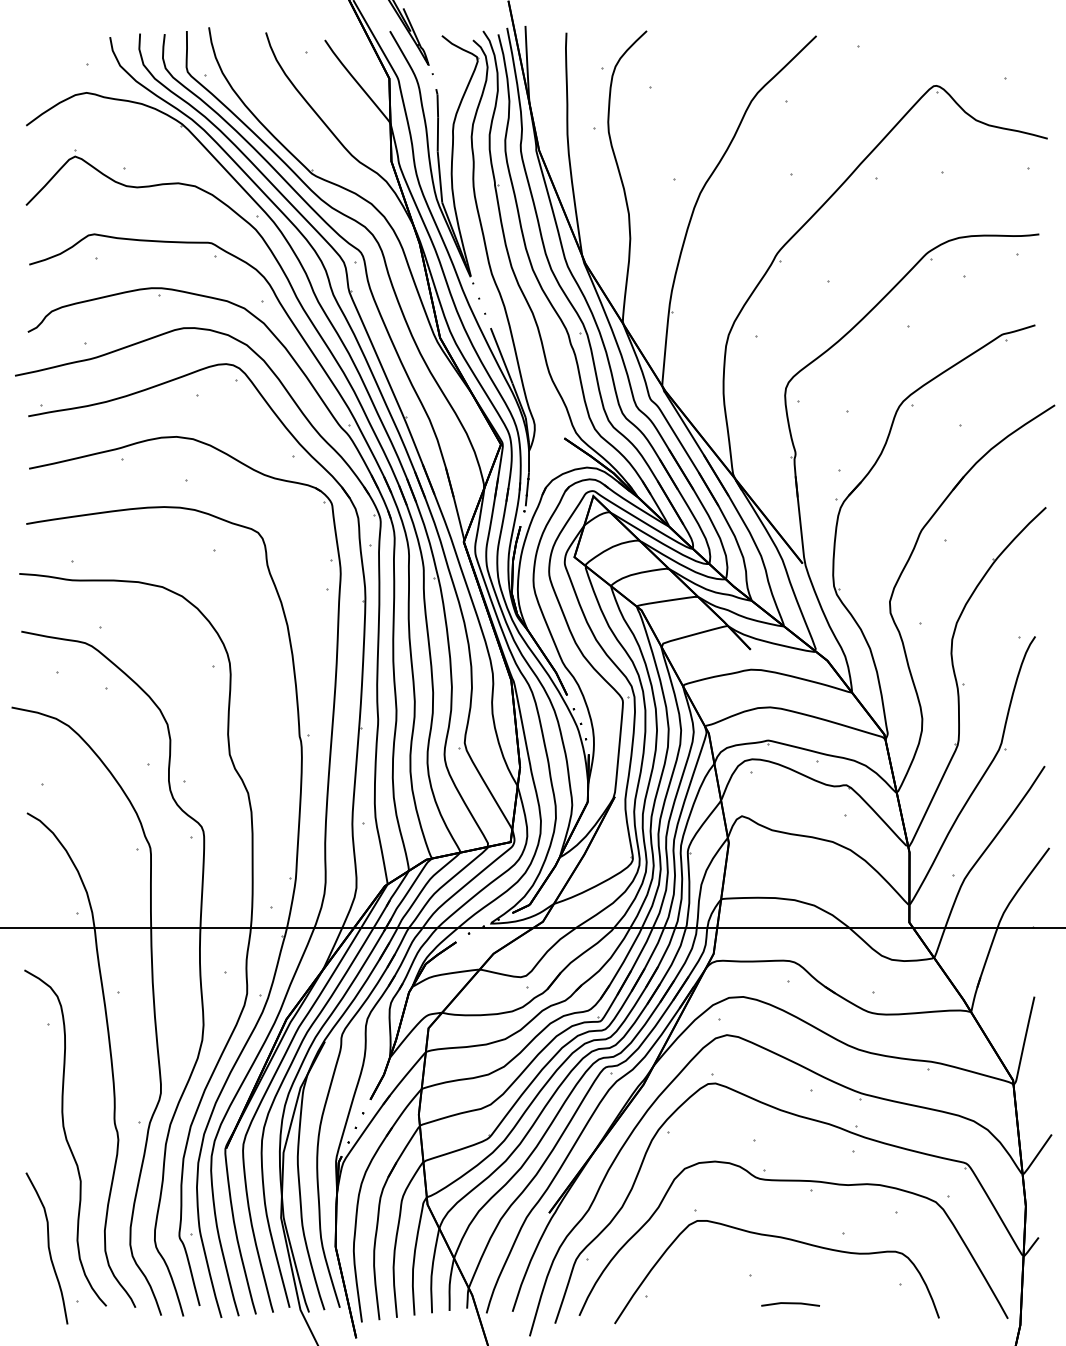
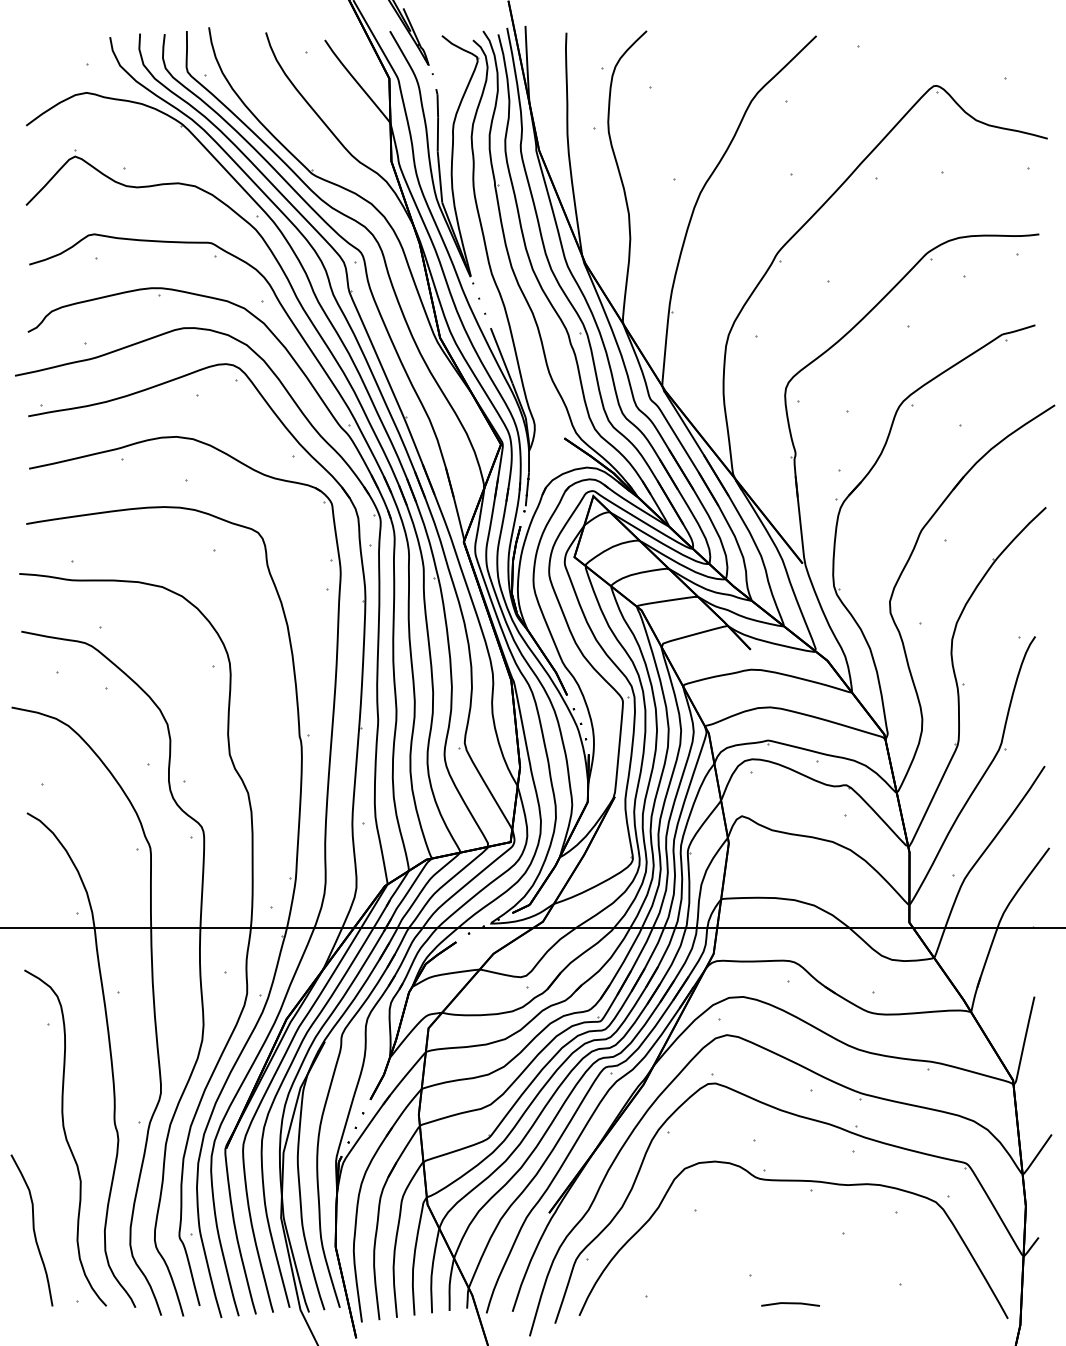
curve: present -> none (784, 1239)
curve position: (48, 1248) -> (33, 1230) (33, 1230)
